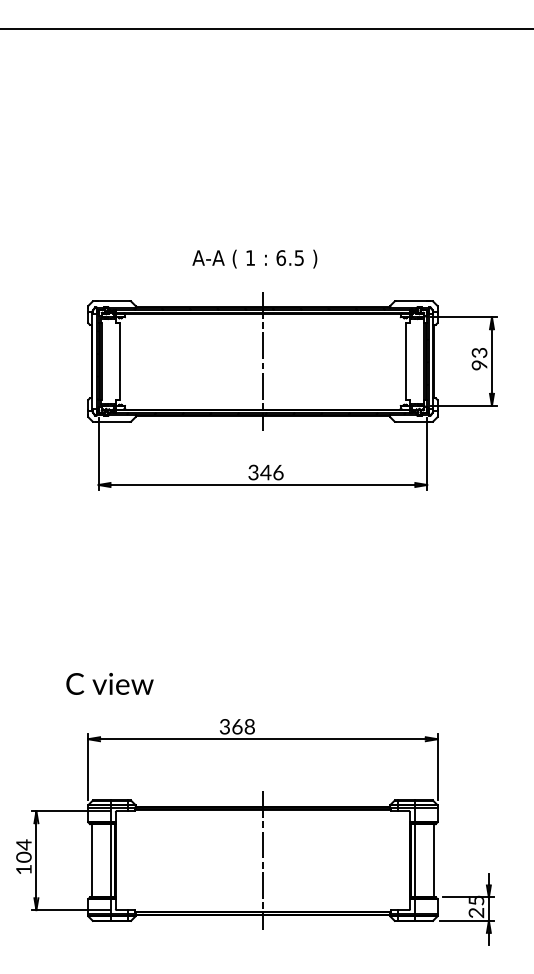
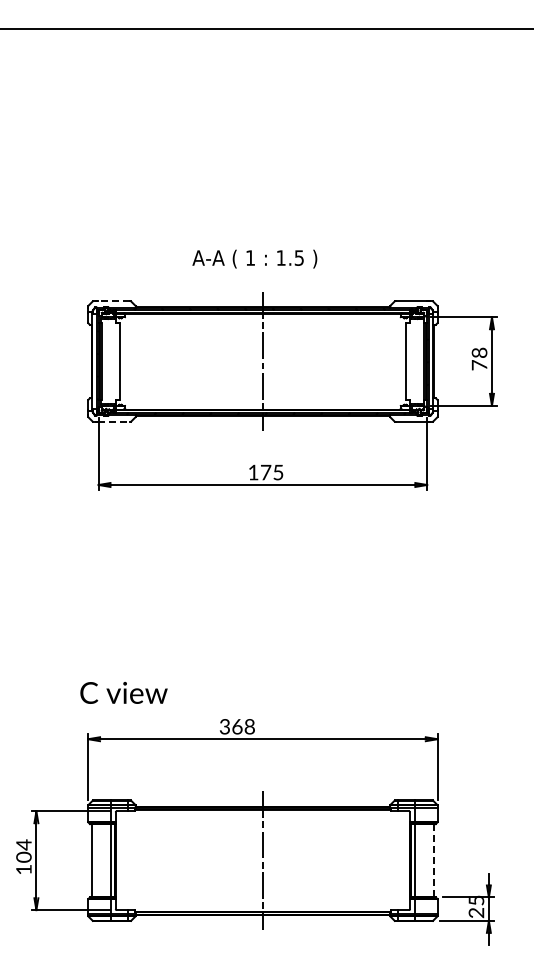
text: 6.5 -> 1.5 (280, 257)
line: solid -> dashed (114, 301)
text: 93 -> 78 (479, 358)
line: solid -> dashed (114, 421)
text: 346 -> 175 (265, 472)
text position: (109, 683) -> (123, 692) (123, 692)
line: solid -> dashed (433, 860)
